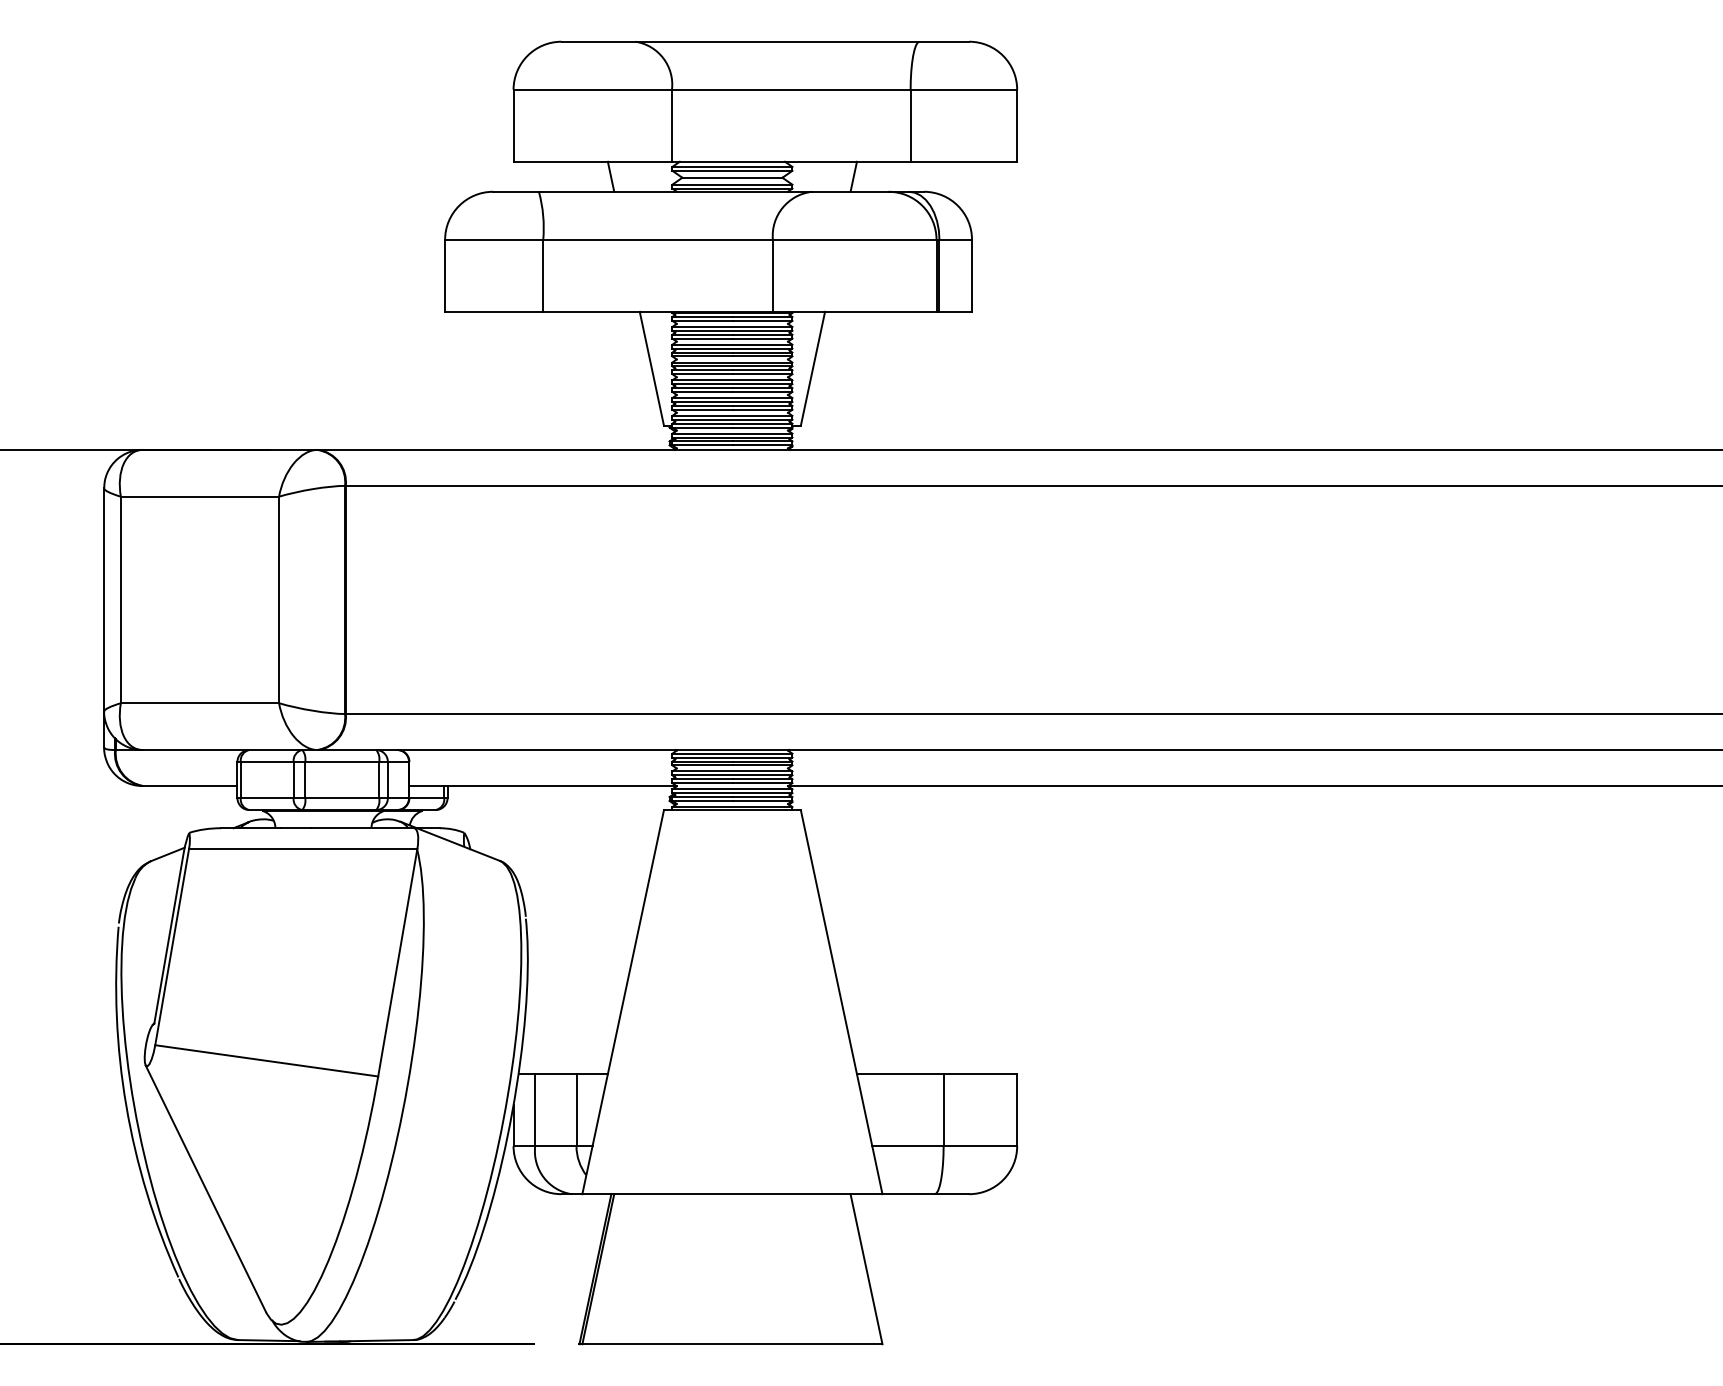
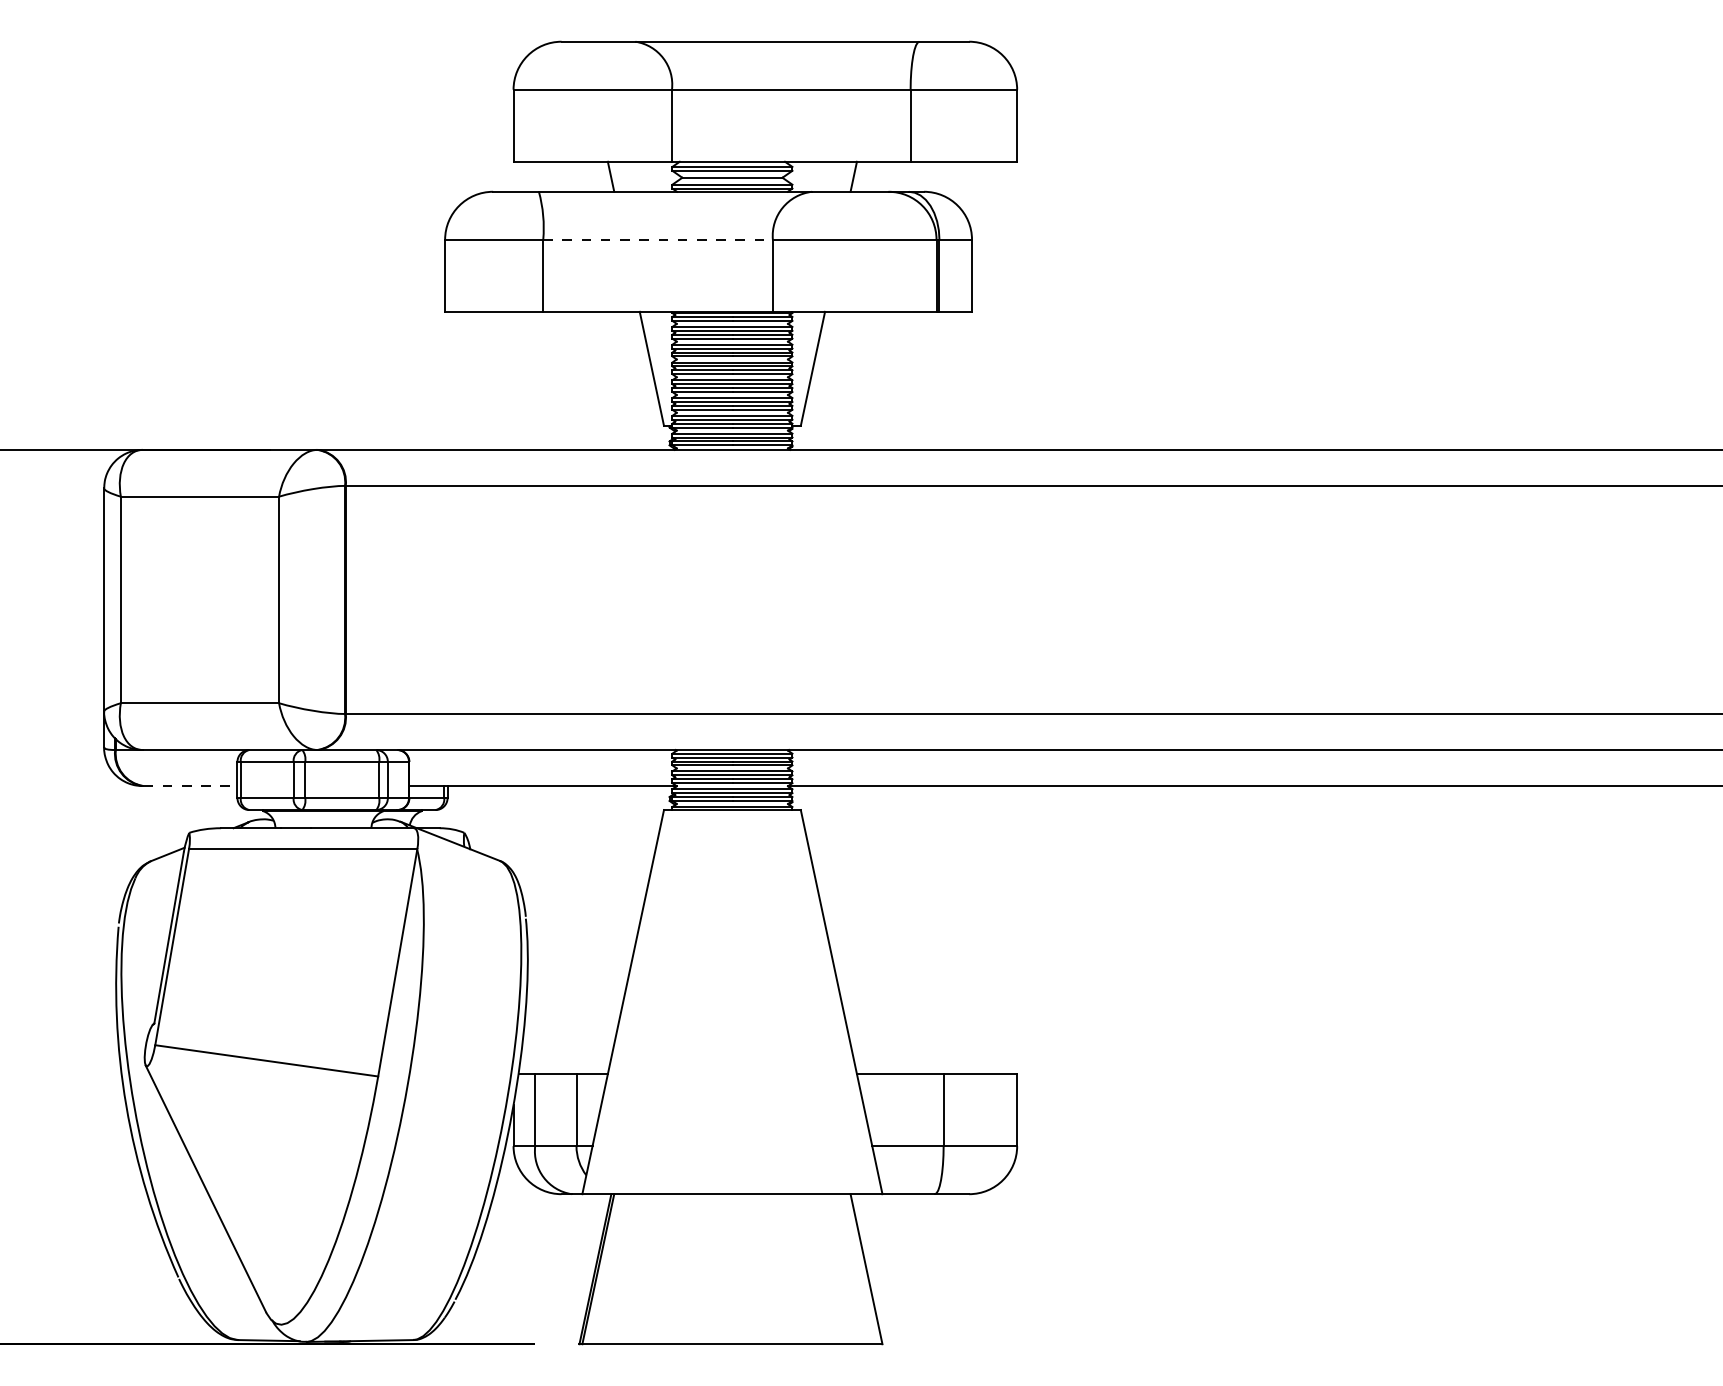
line: solid -> dashed (658, 239)
line: solid -> dashed (190, 786)
